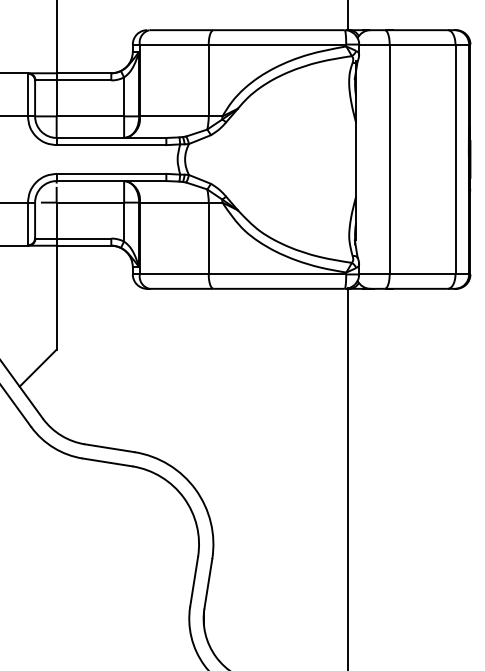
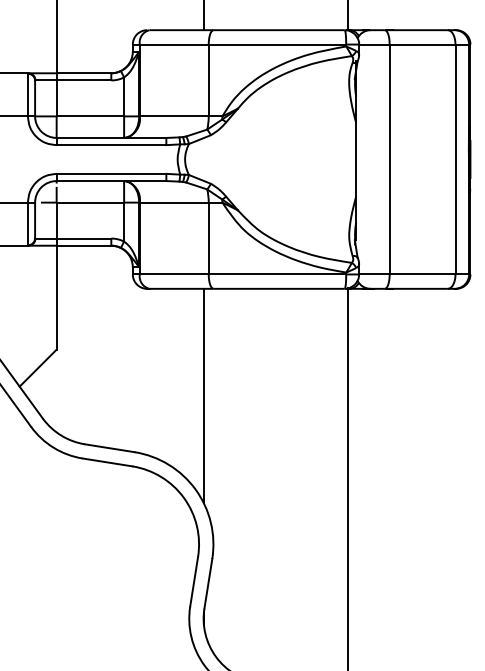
line: none -> present (203, 16)
line: none -> present (203, 395)
